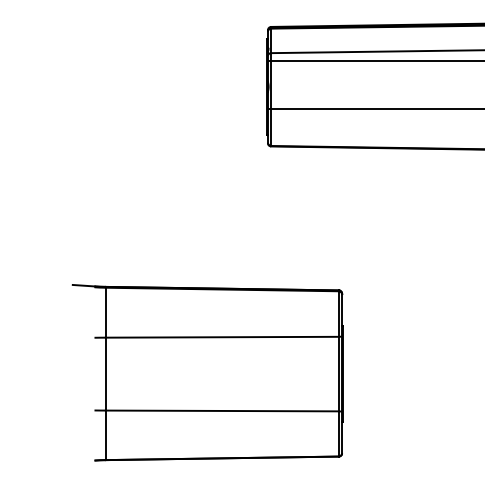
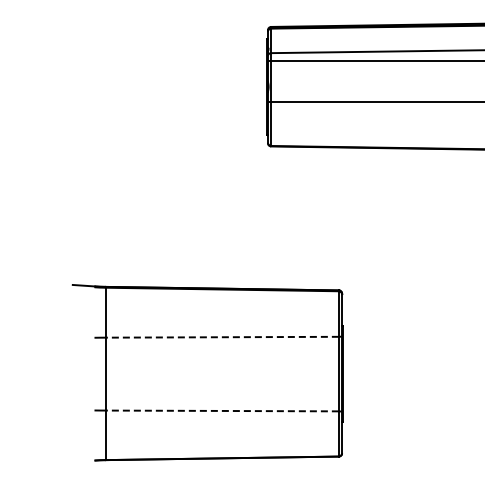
line position: (374, 109) -> (374, 102) (374, 102)
line: solid -> dashed (222, 337)
line: solid -> dashed (222, 410)
